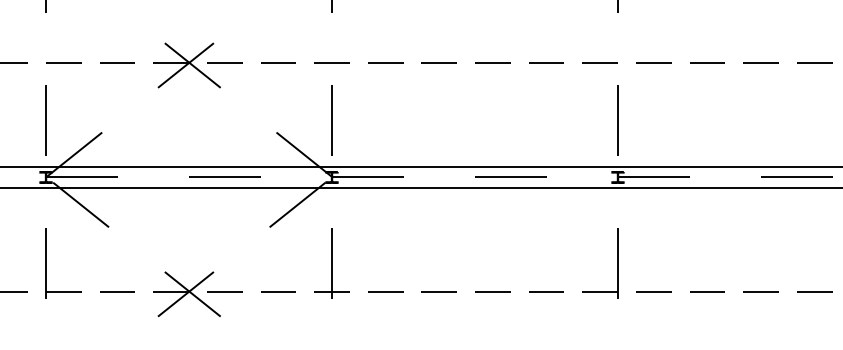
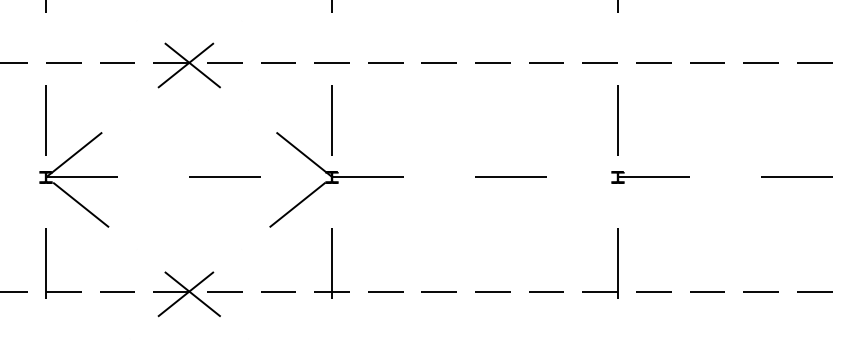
line: present -> none (420, 166)
line: present -> none (420, 188)
